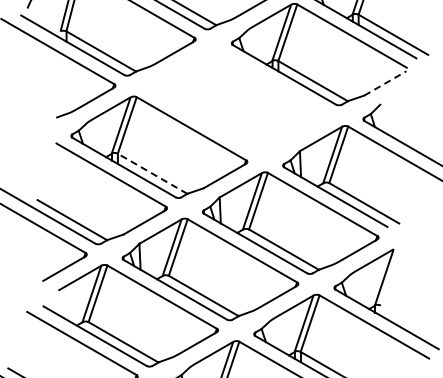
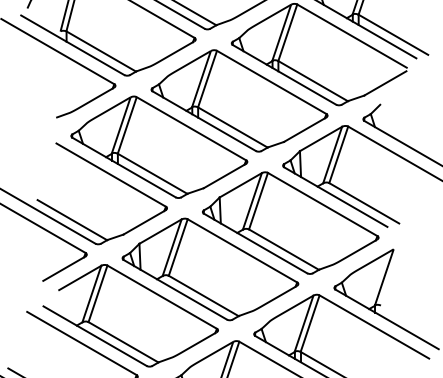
line: dashed -> solid (385, 83)
part: none -> present (239, 100)
line: dashed -> solid (152, 173)
